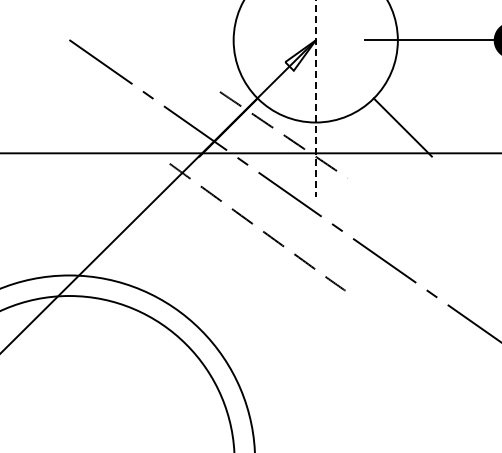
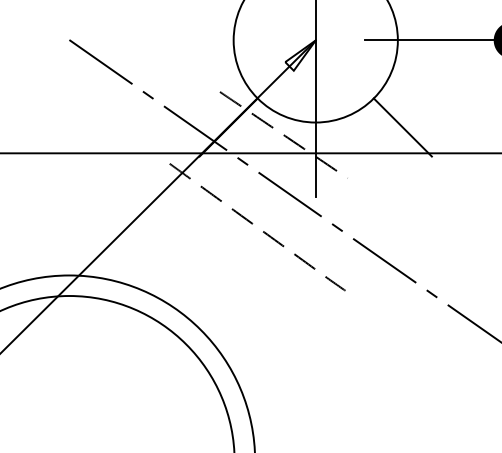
line: dashed -> solid (315, 98)
